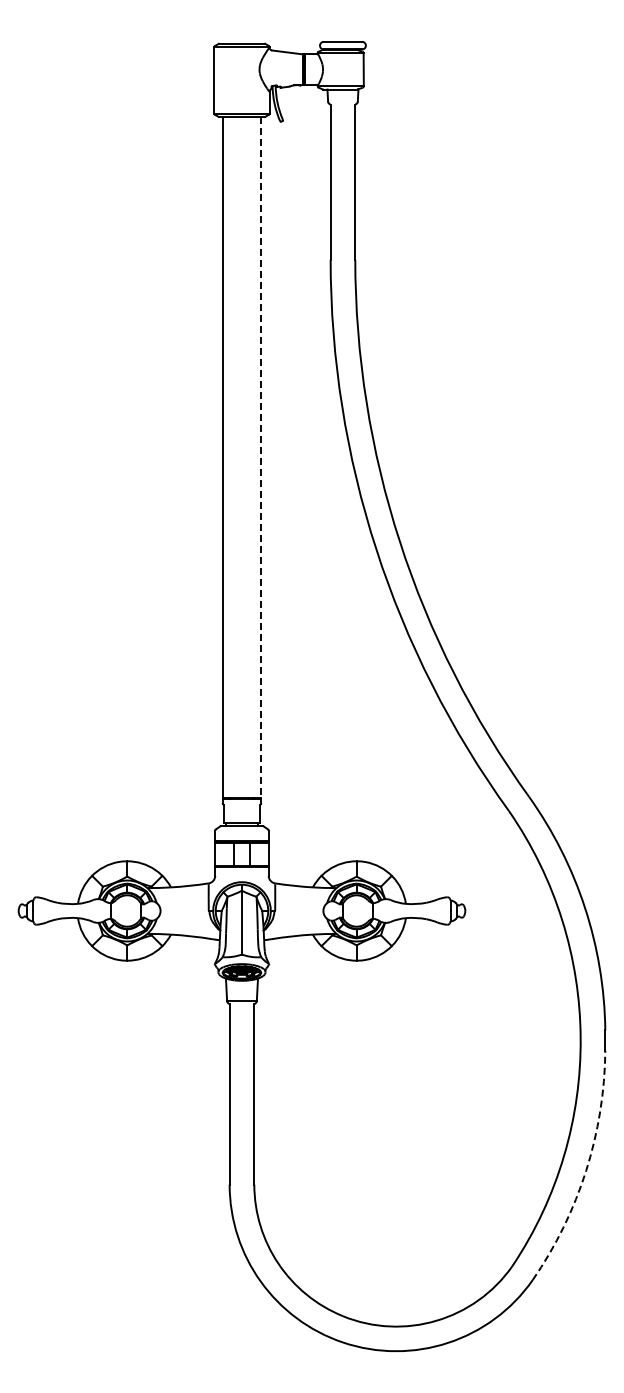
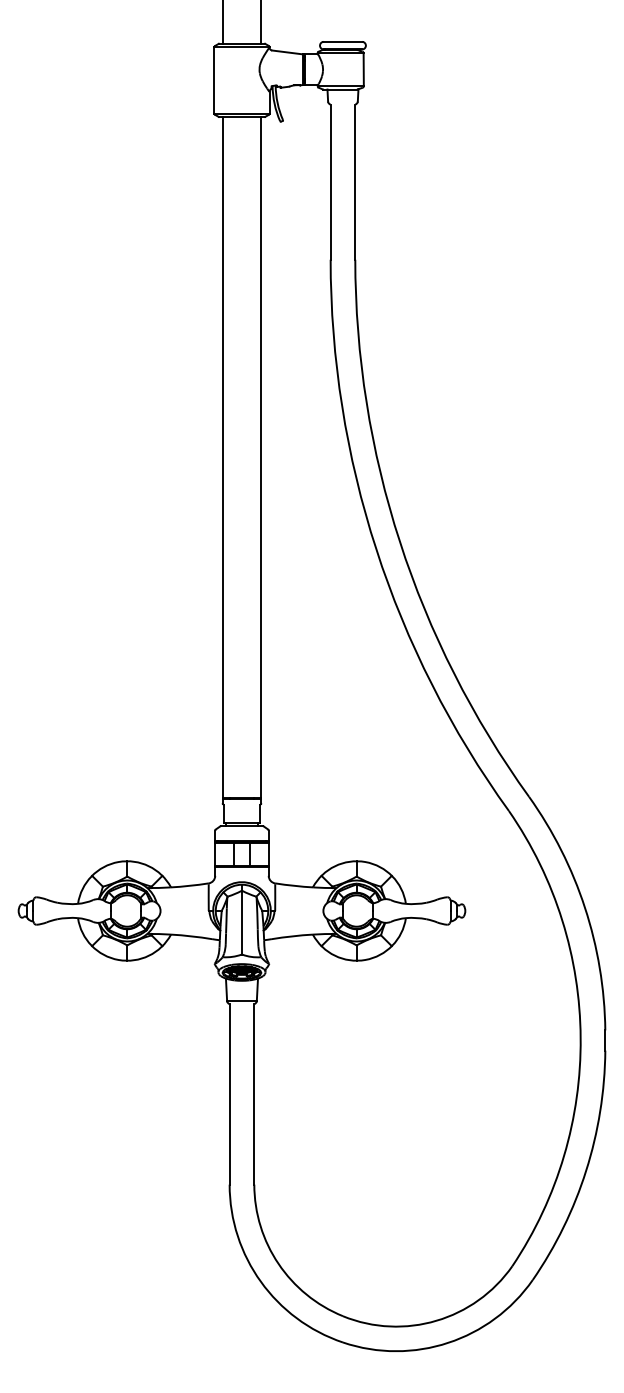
line: none -> present (222, 22)
line: none -> present (261, 22)
line: dashed -> solid (261, 457)
arc: dashed -> solid (586, 1170)
